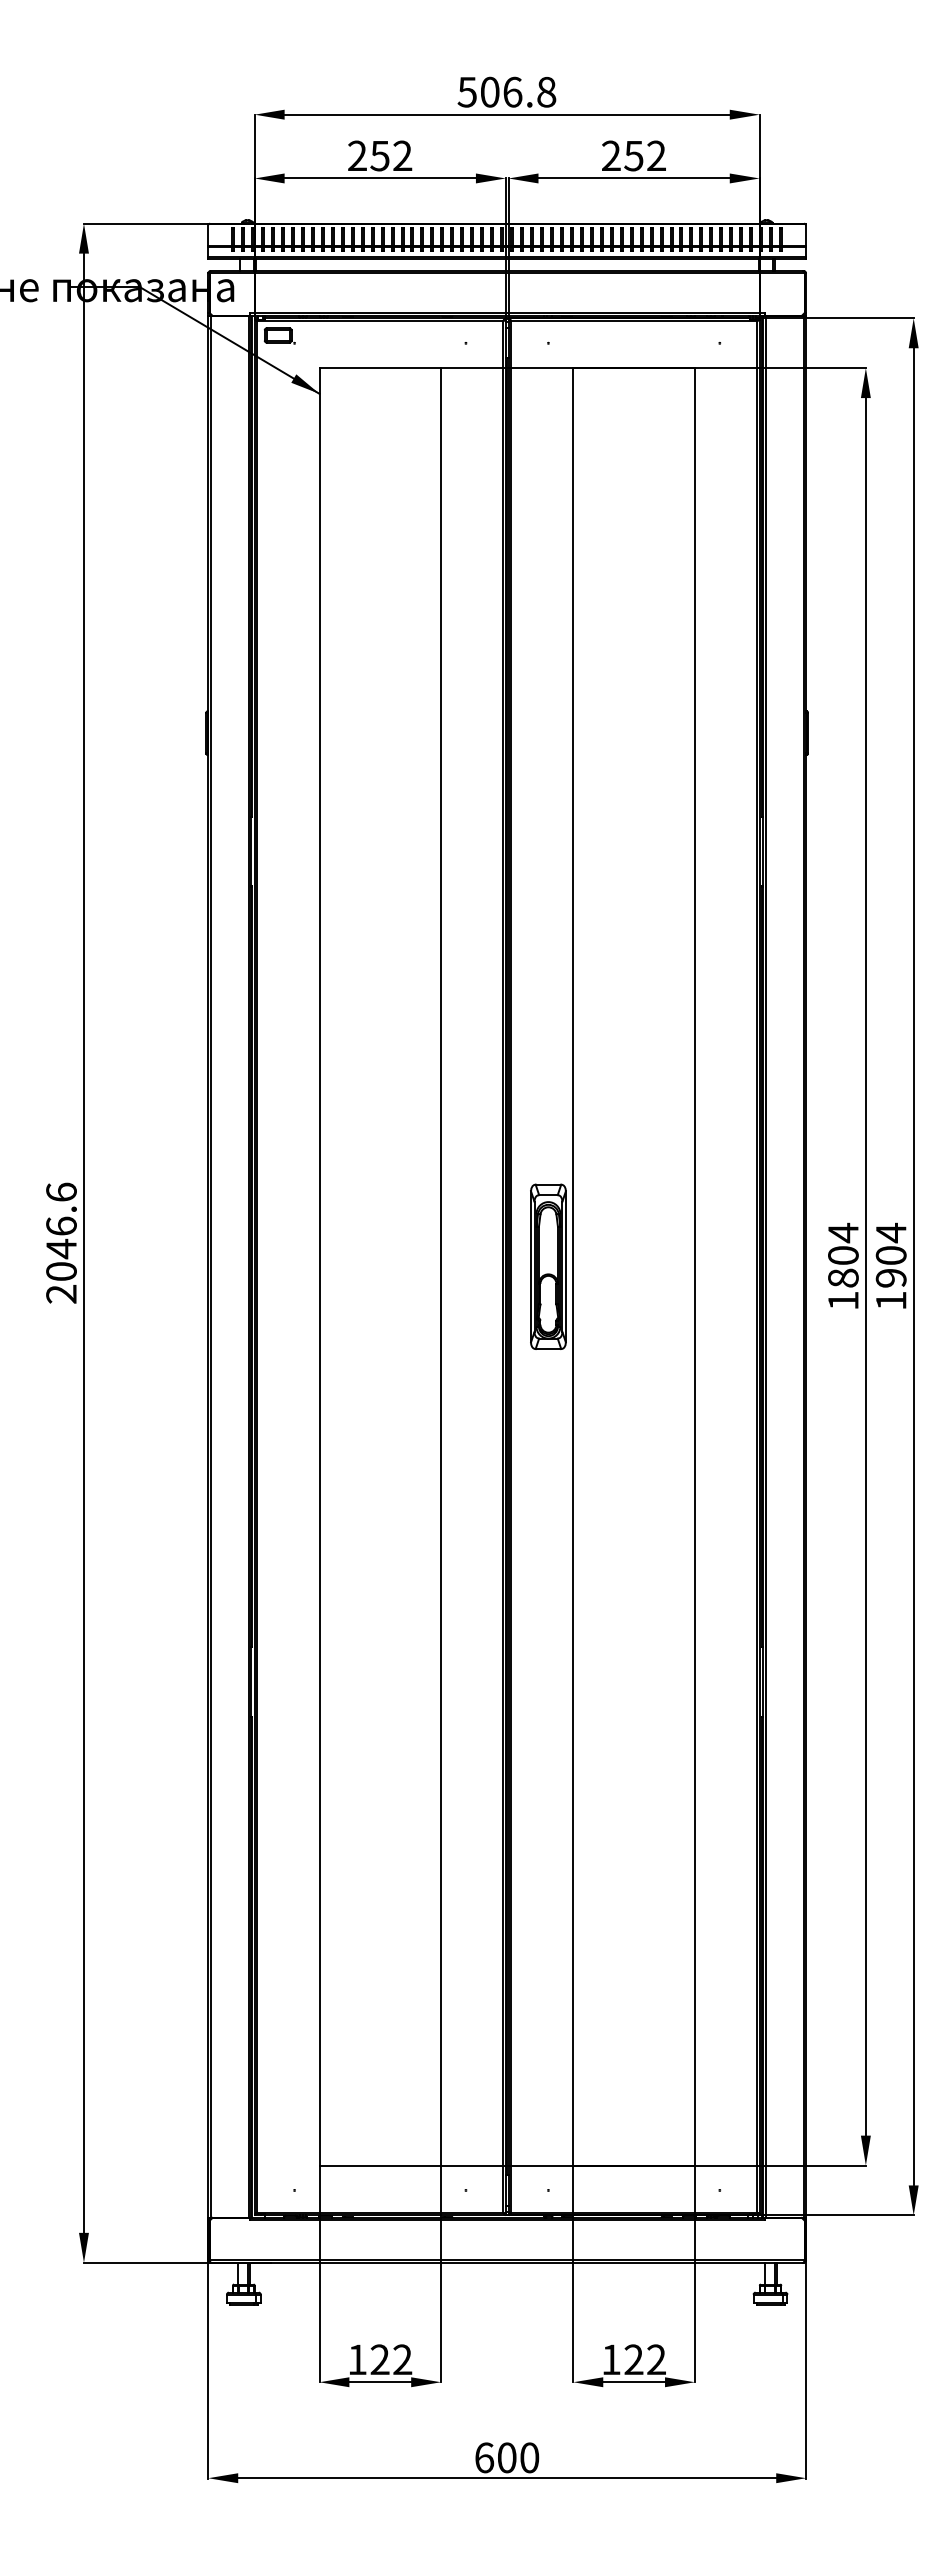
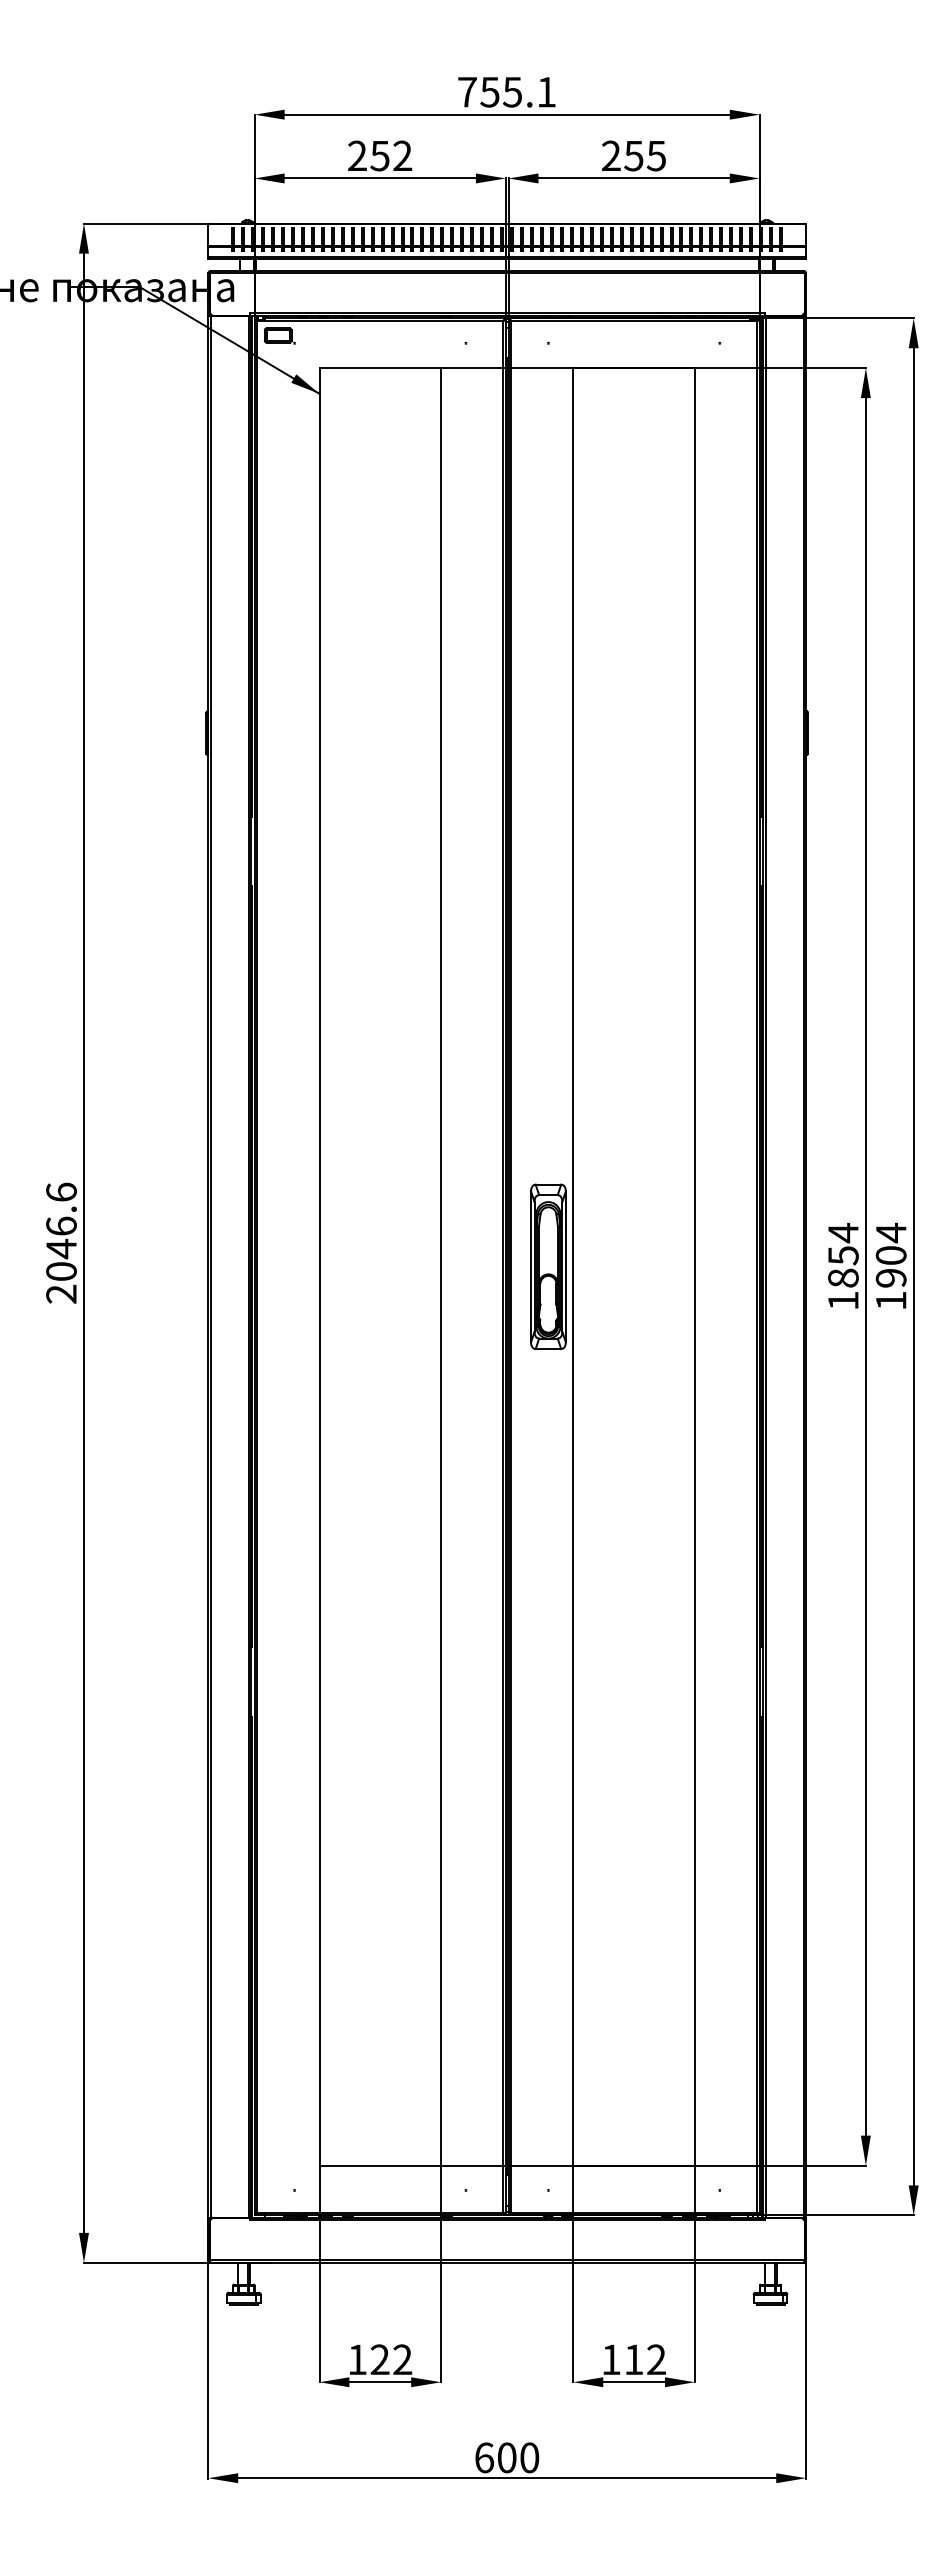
text: 506.8 -> 755.1 (506, 91)
text: 252 -> 255 (655, 155)
text: 1804 -> 1854 (843, 1255)
text: 122 -> 112 (633, 2359)
